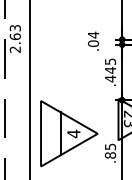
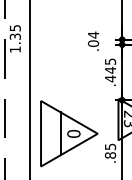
text: 2.63 -> 1.35 (14, 38)
text: 4 -> 0 (73, 133)
